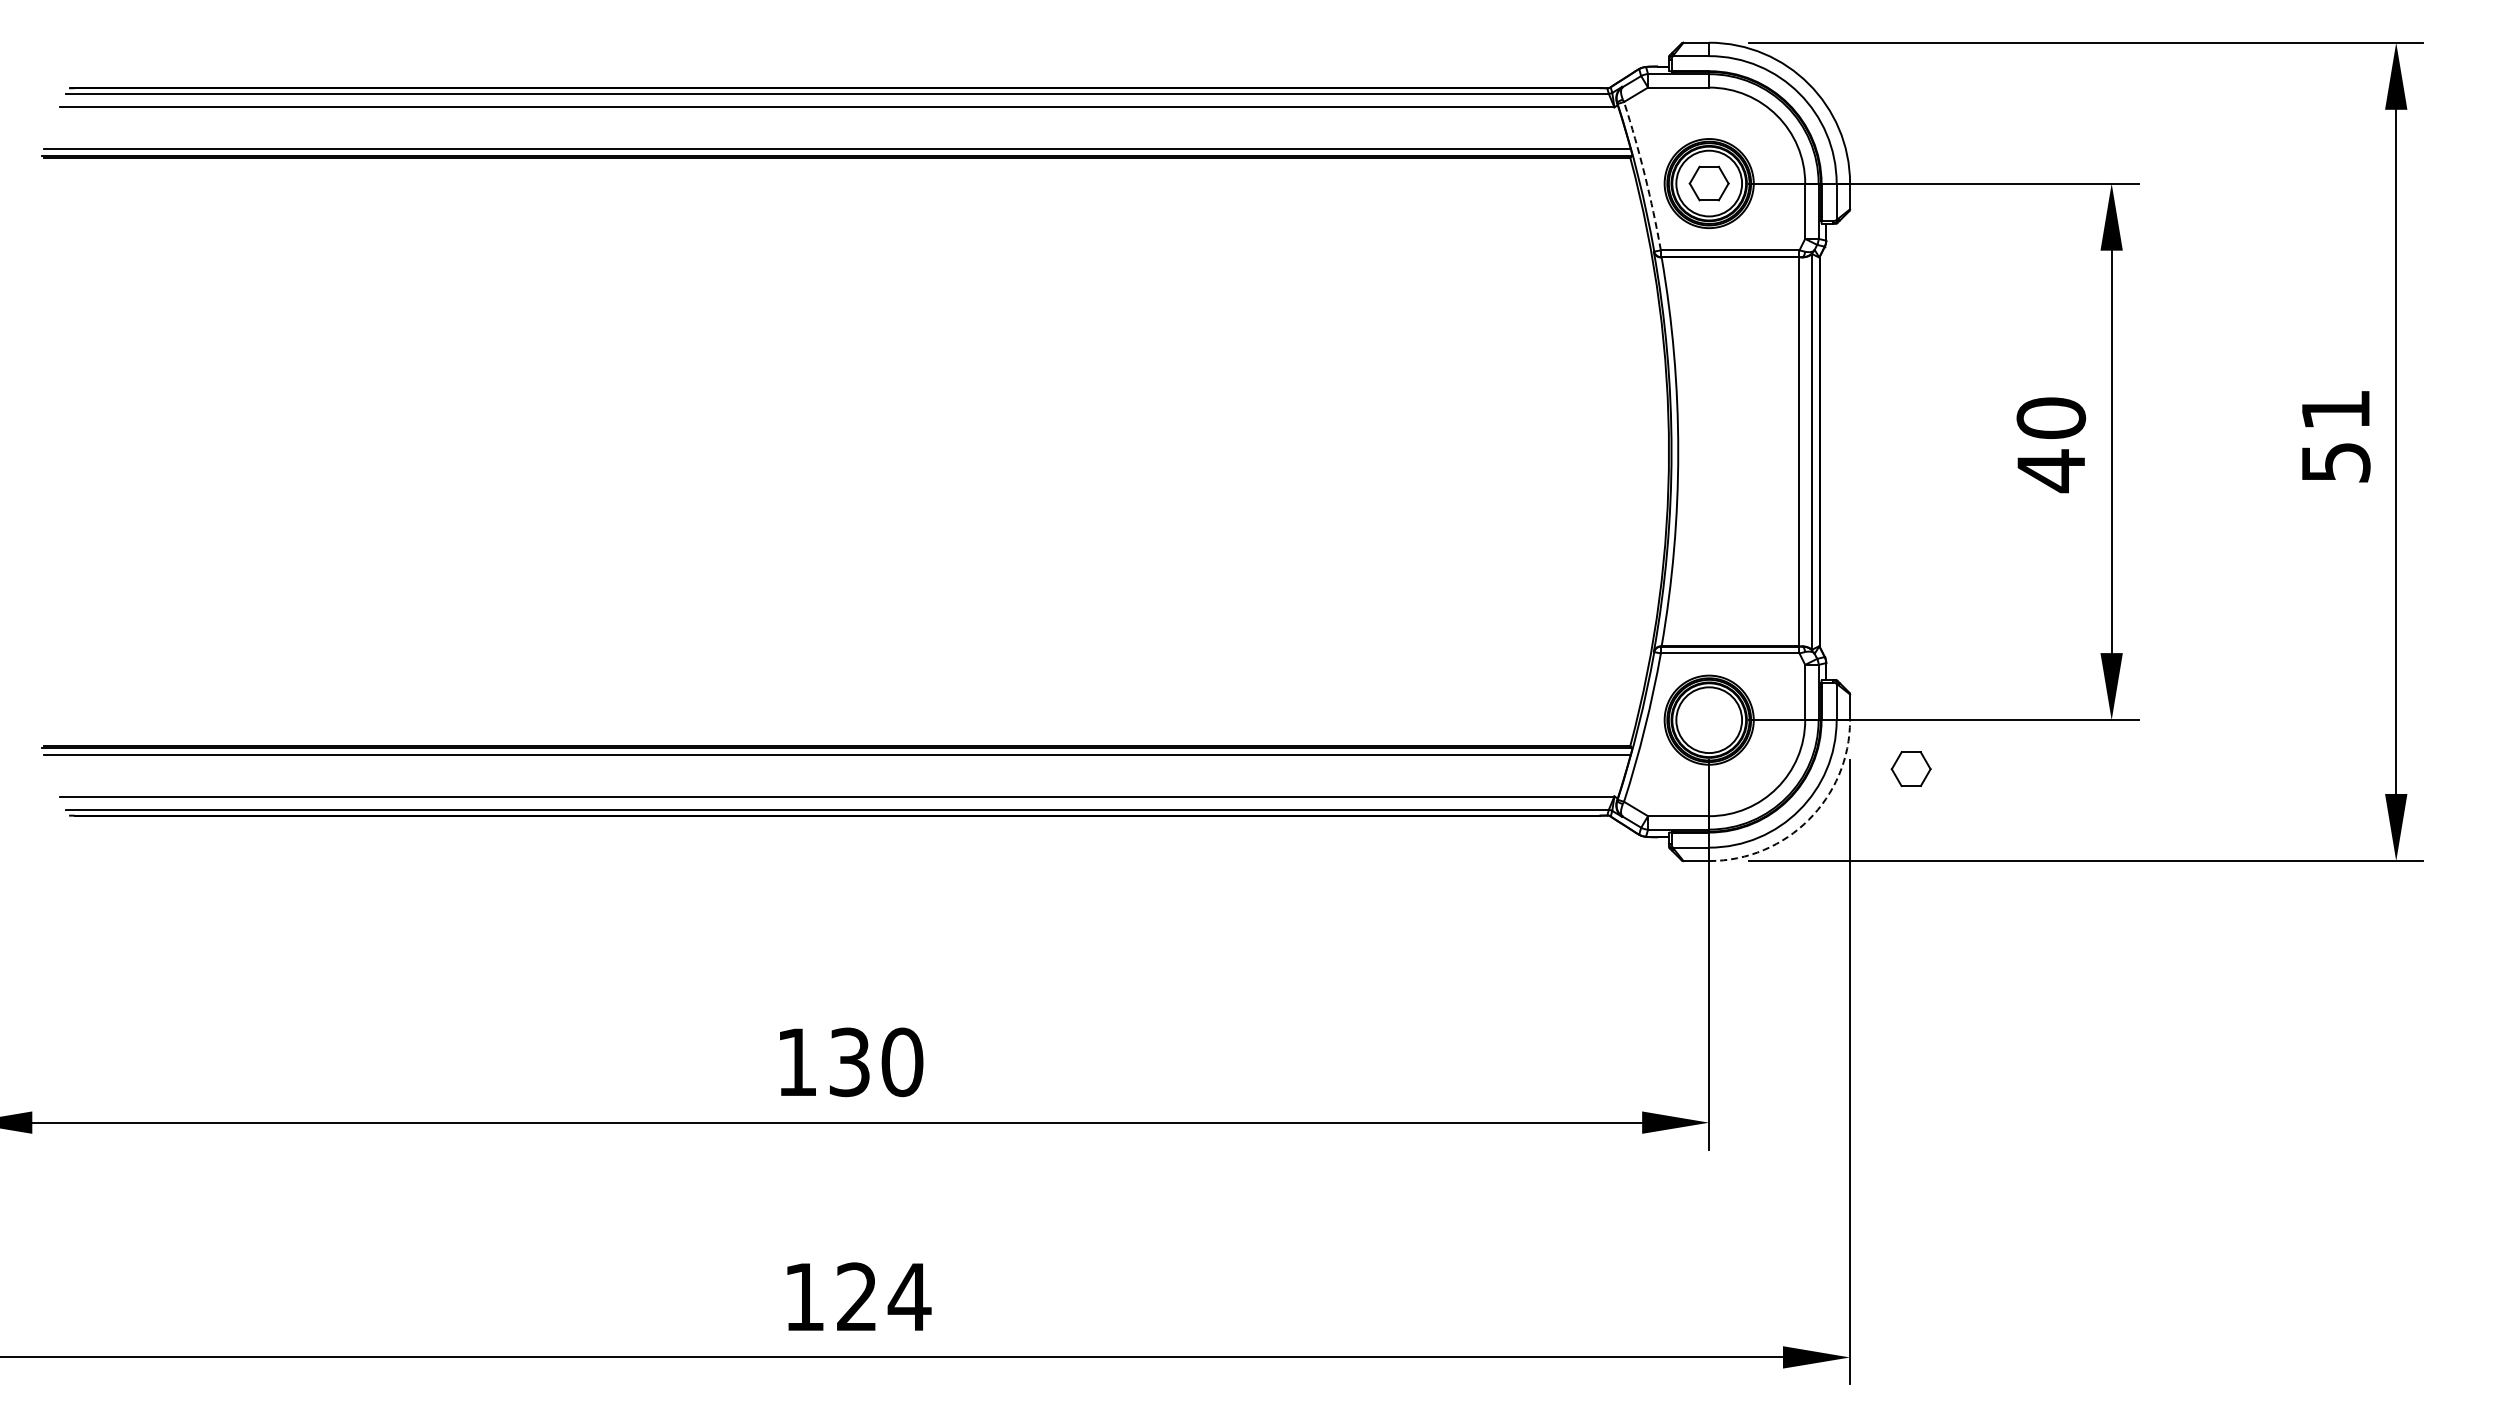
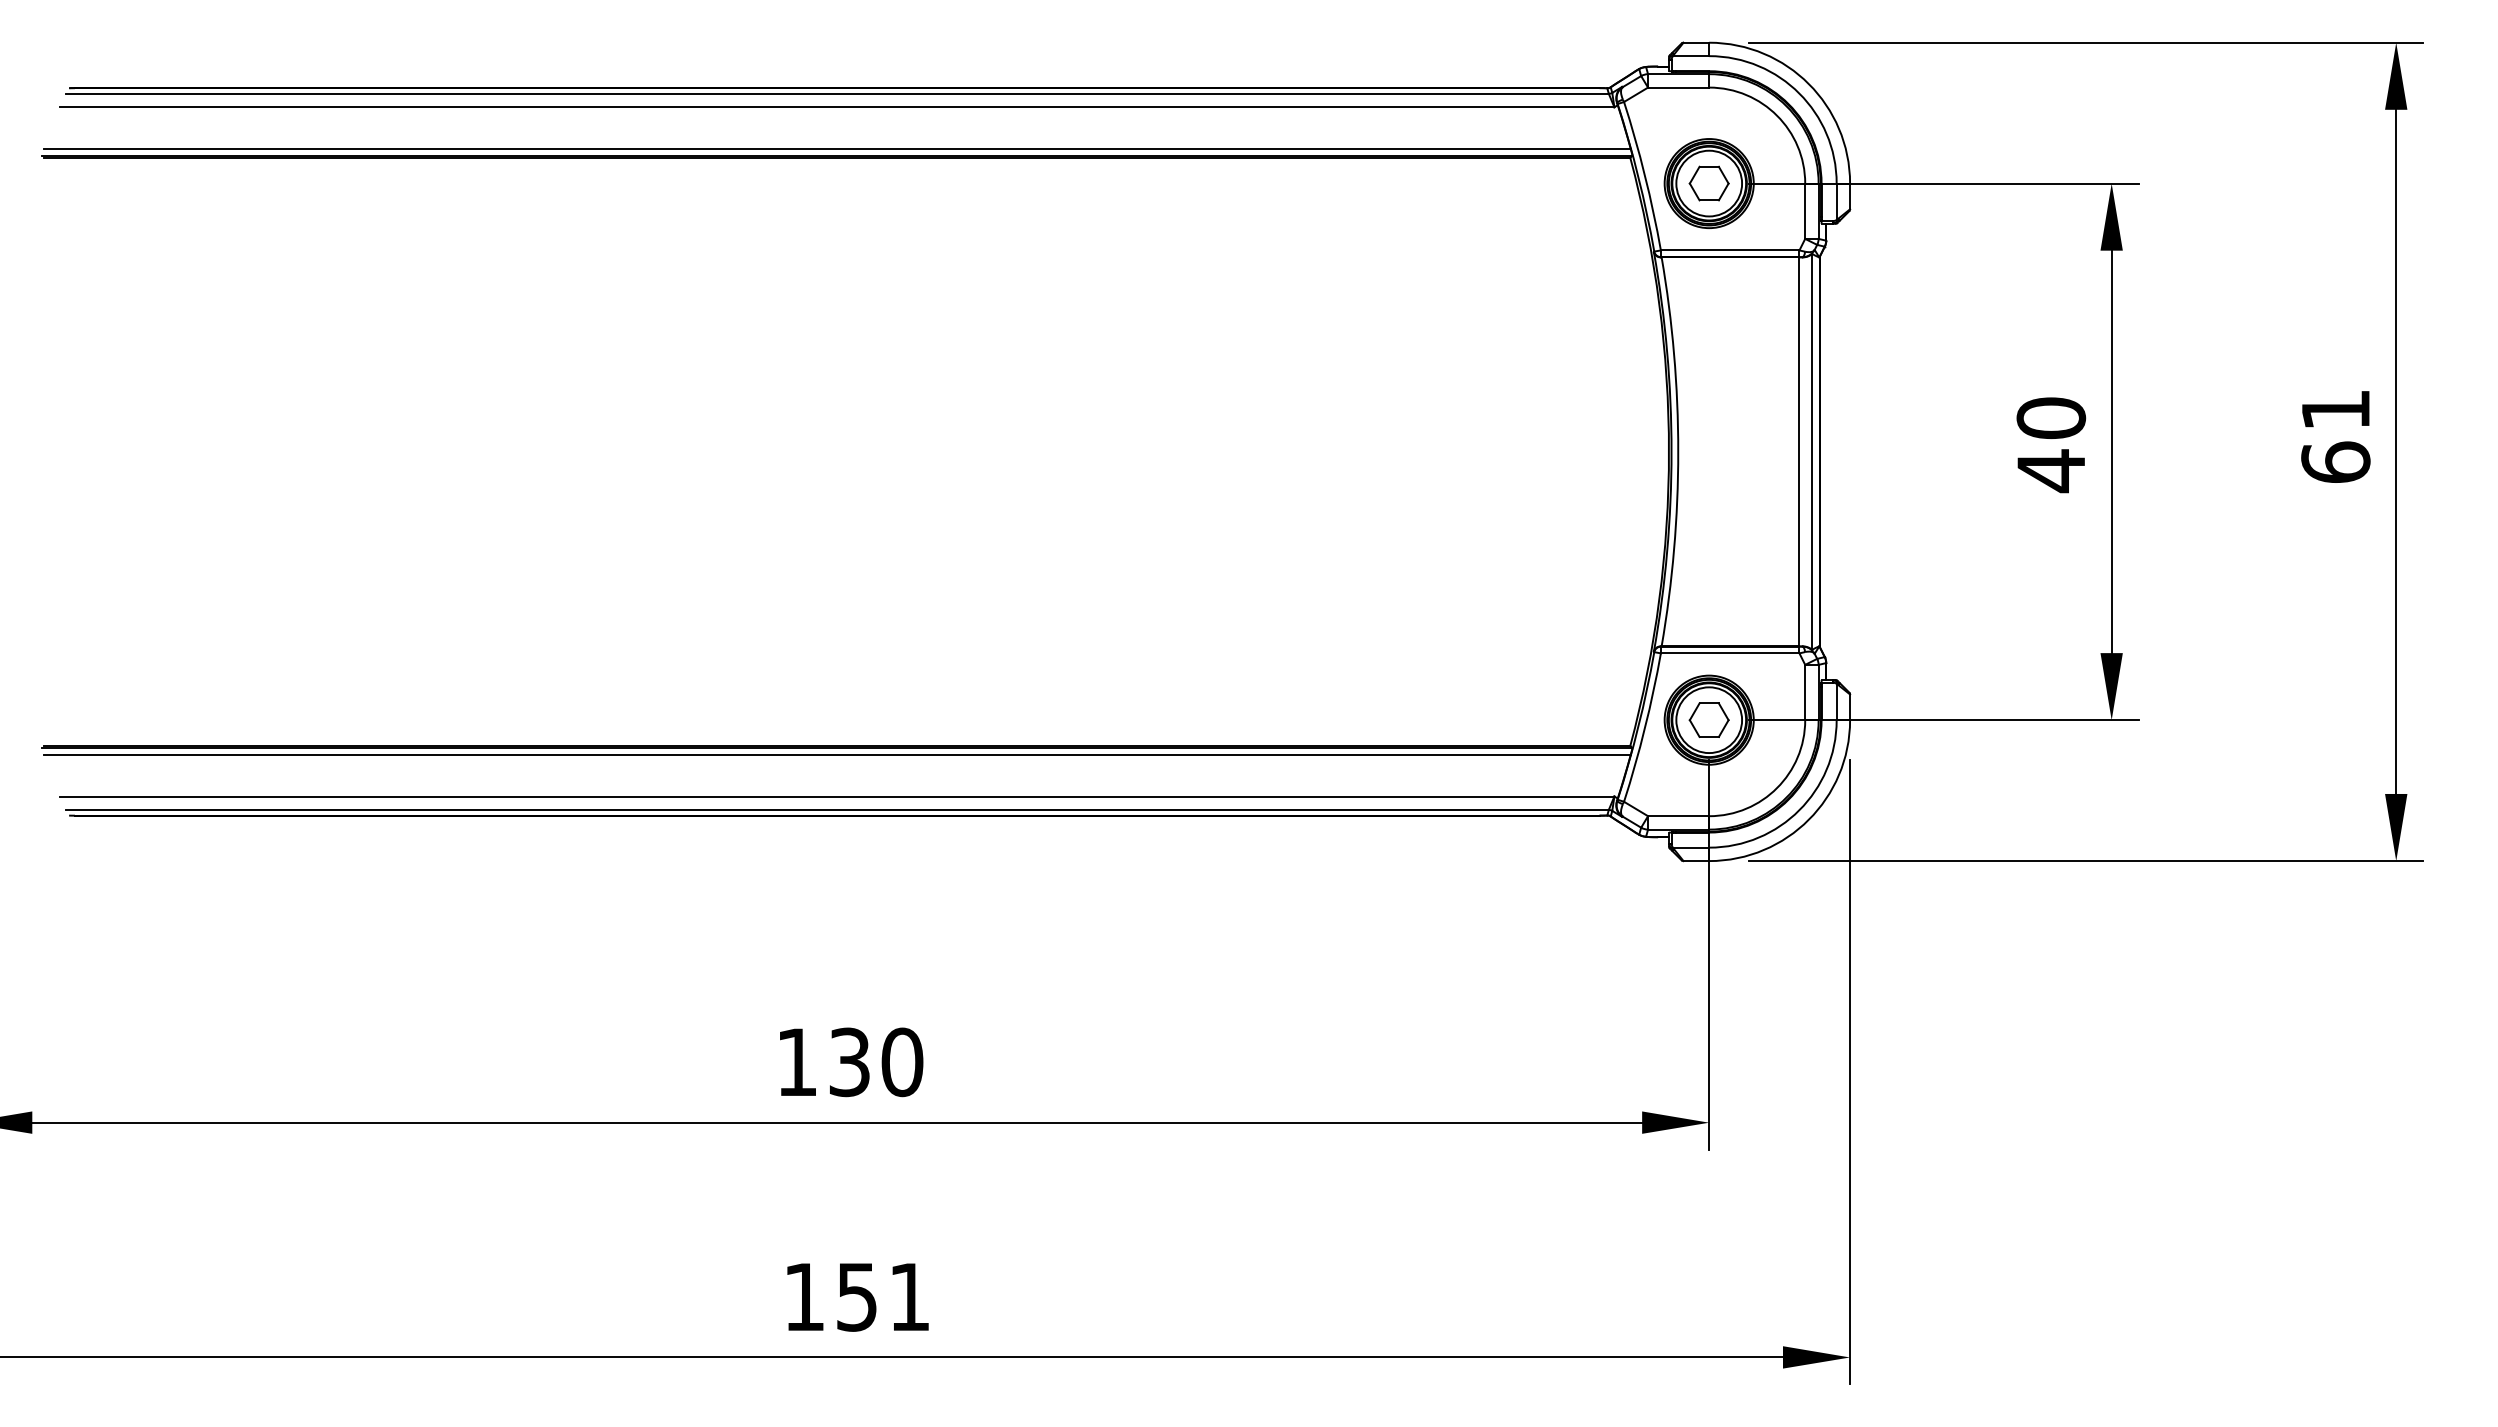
arc: dashed -> solid (1644, 175)
text: 51 -> 61 (2335, 461)
part position: (1910, 768) -> (1708, 719) (1708, 719)
arc: dashed -> solid (1808, 819)
text: 124 -> 151 (884, 1296)
